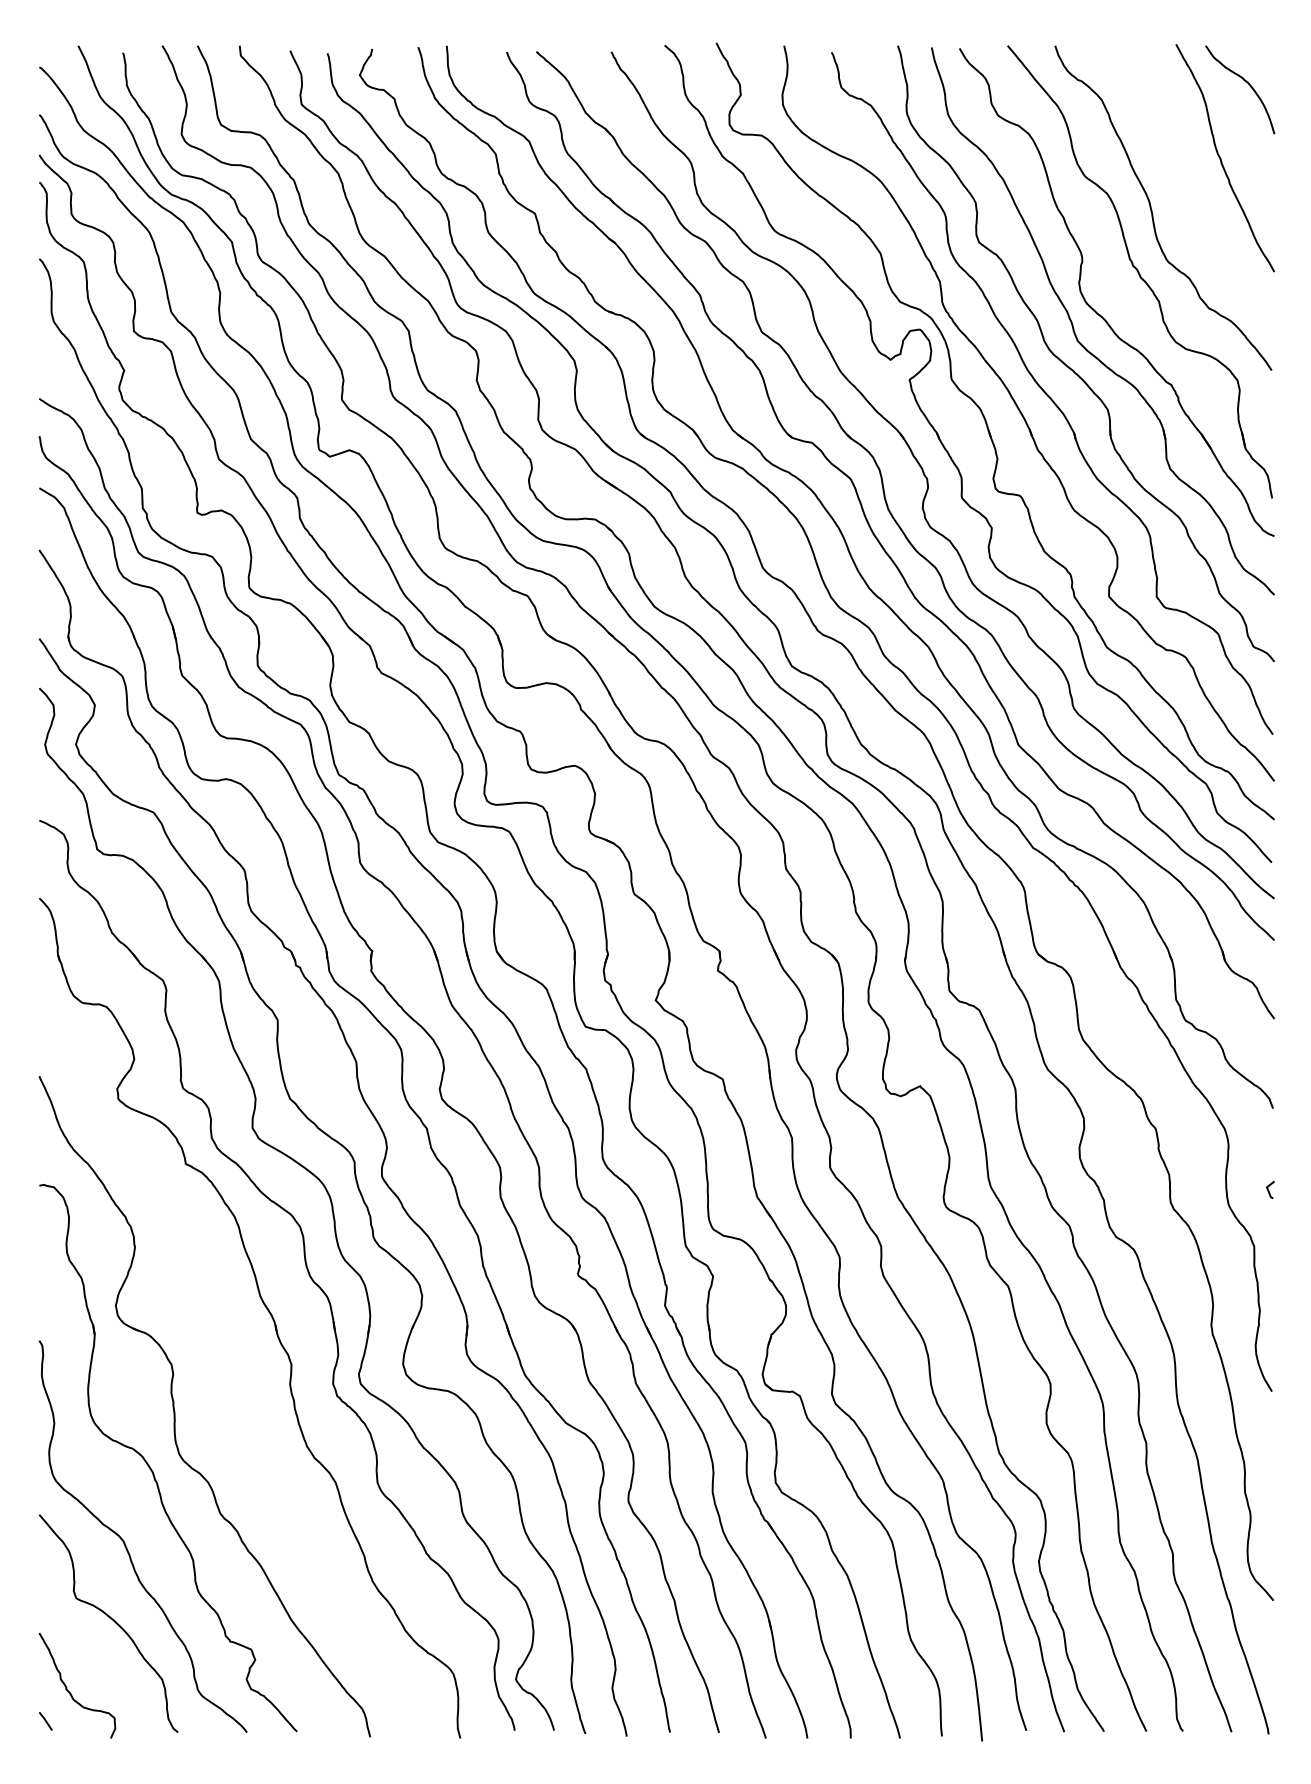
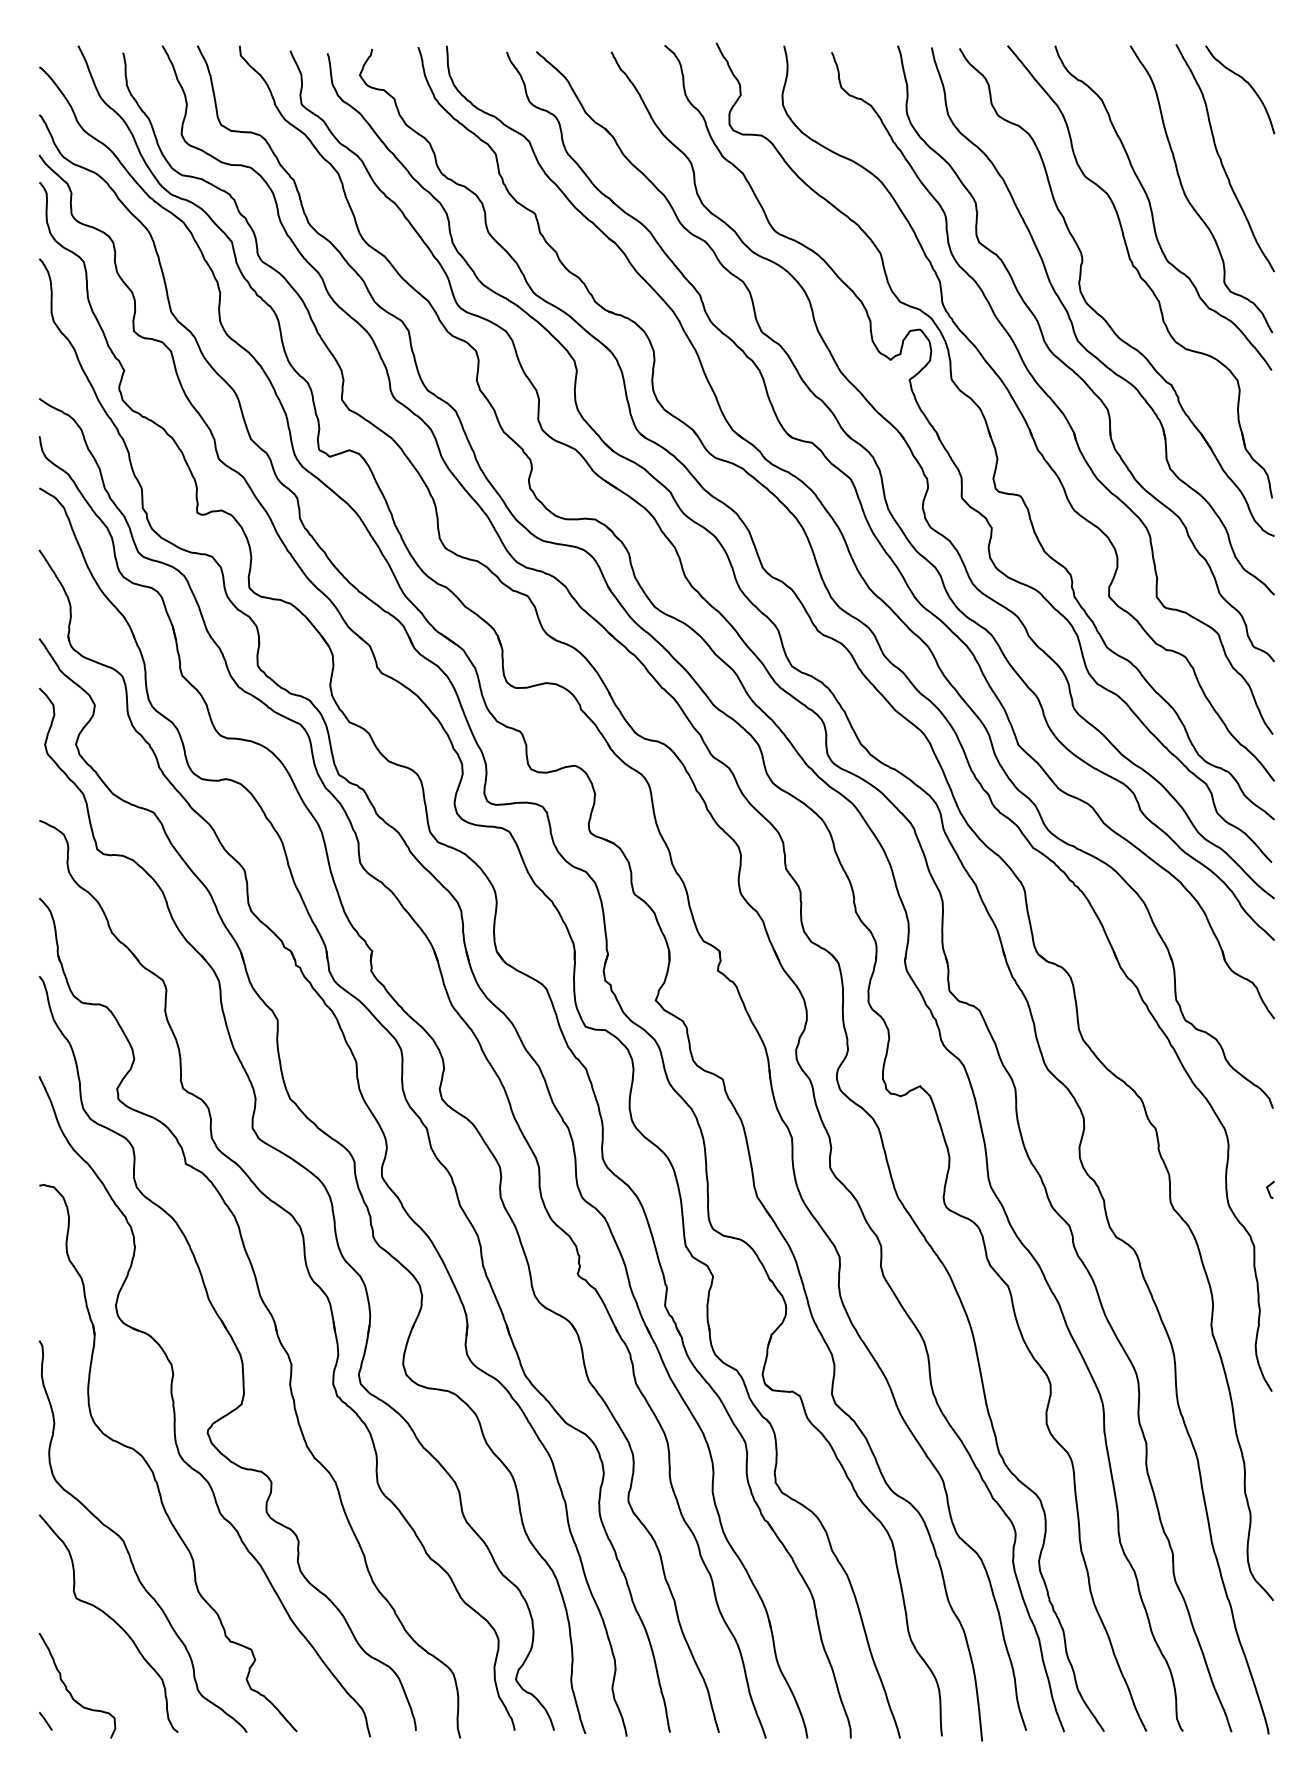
curve: none -> present (1188, 198)
part: none -> present (236, 1349)
